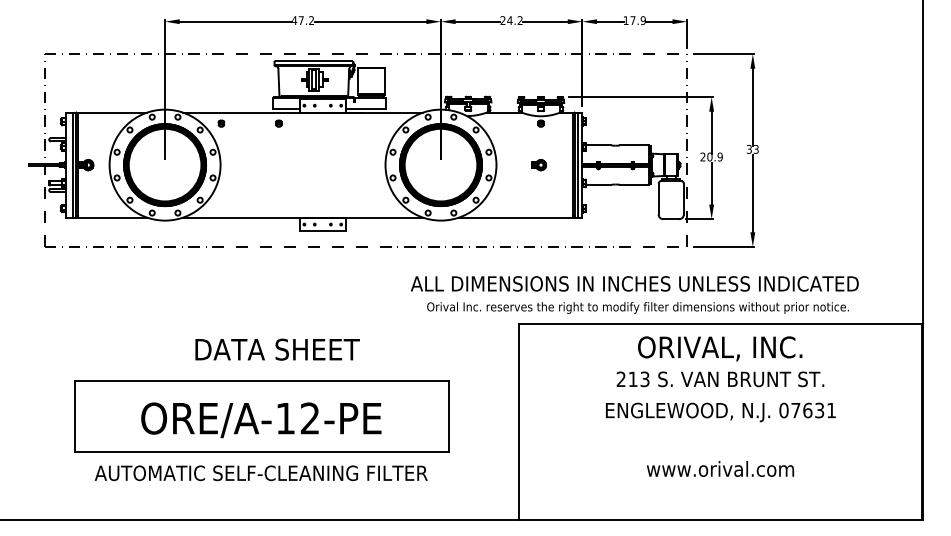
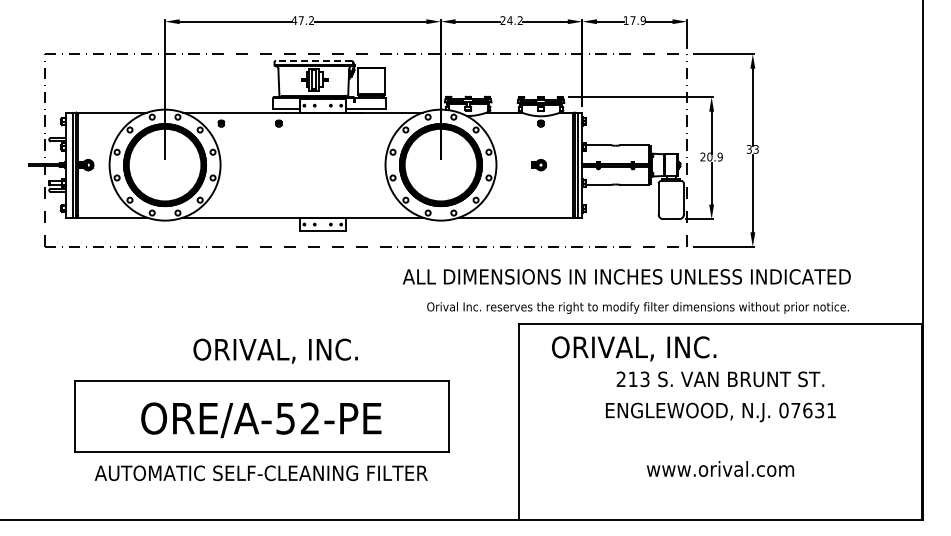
line: solid -> dashed (313, 60)
text position: (634, 283) -> (626, 276) (626, 276)
text position: (720, 348) -> (634, 348) (634, 348)
text: DATA SHEET -> ORIVAL, INC. (276, 350)
text: ORE/A-12-PE -> ORE/A-52-PE (285, 418)
